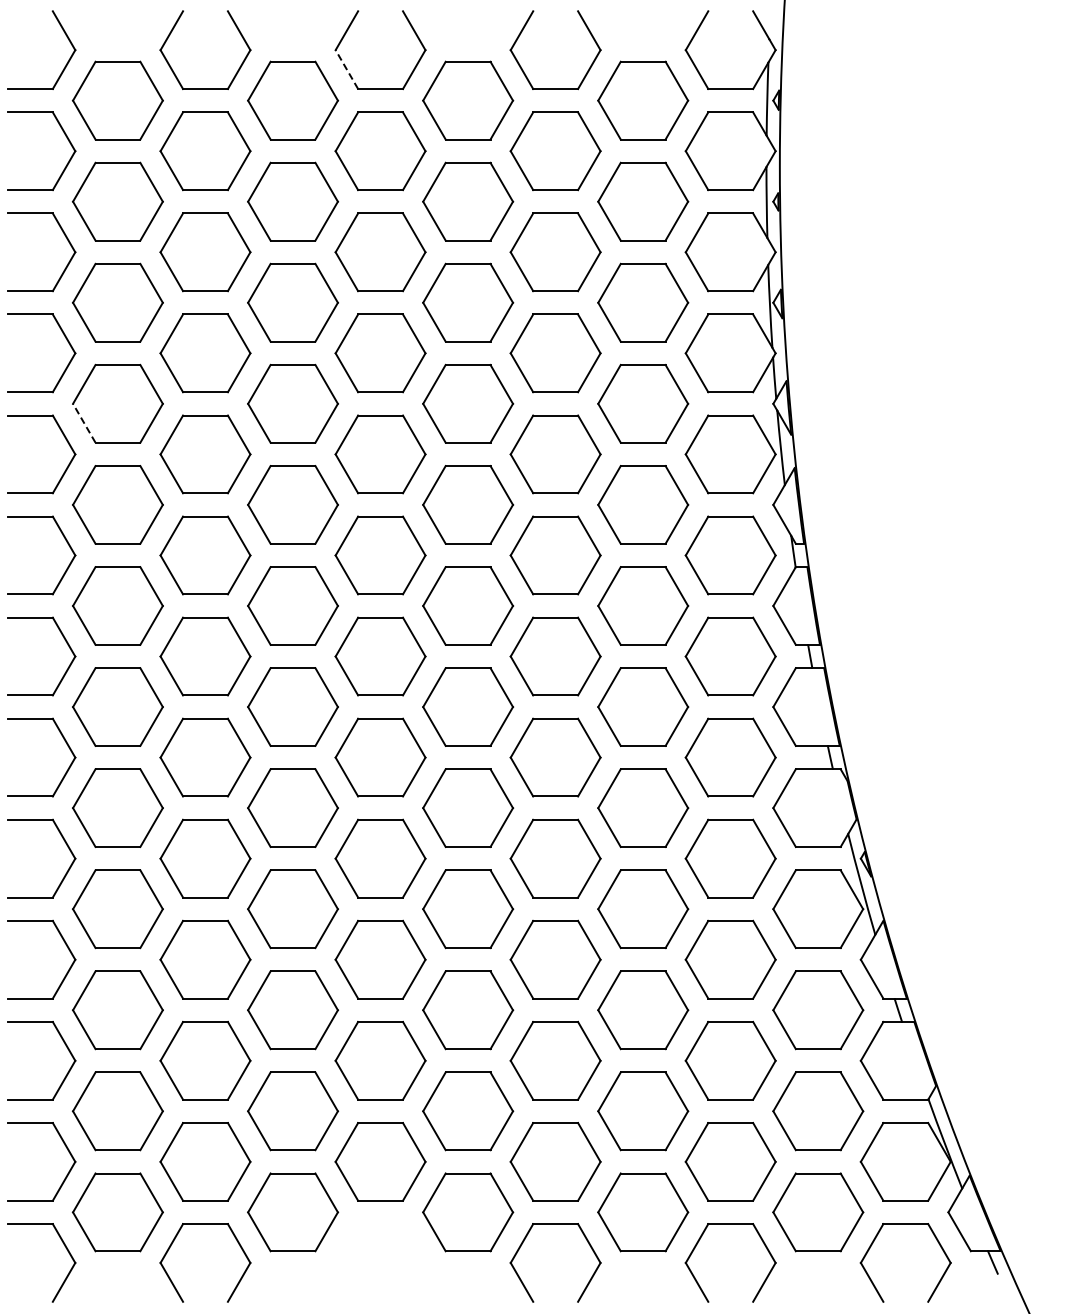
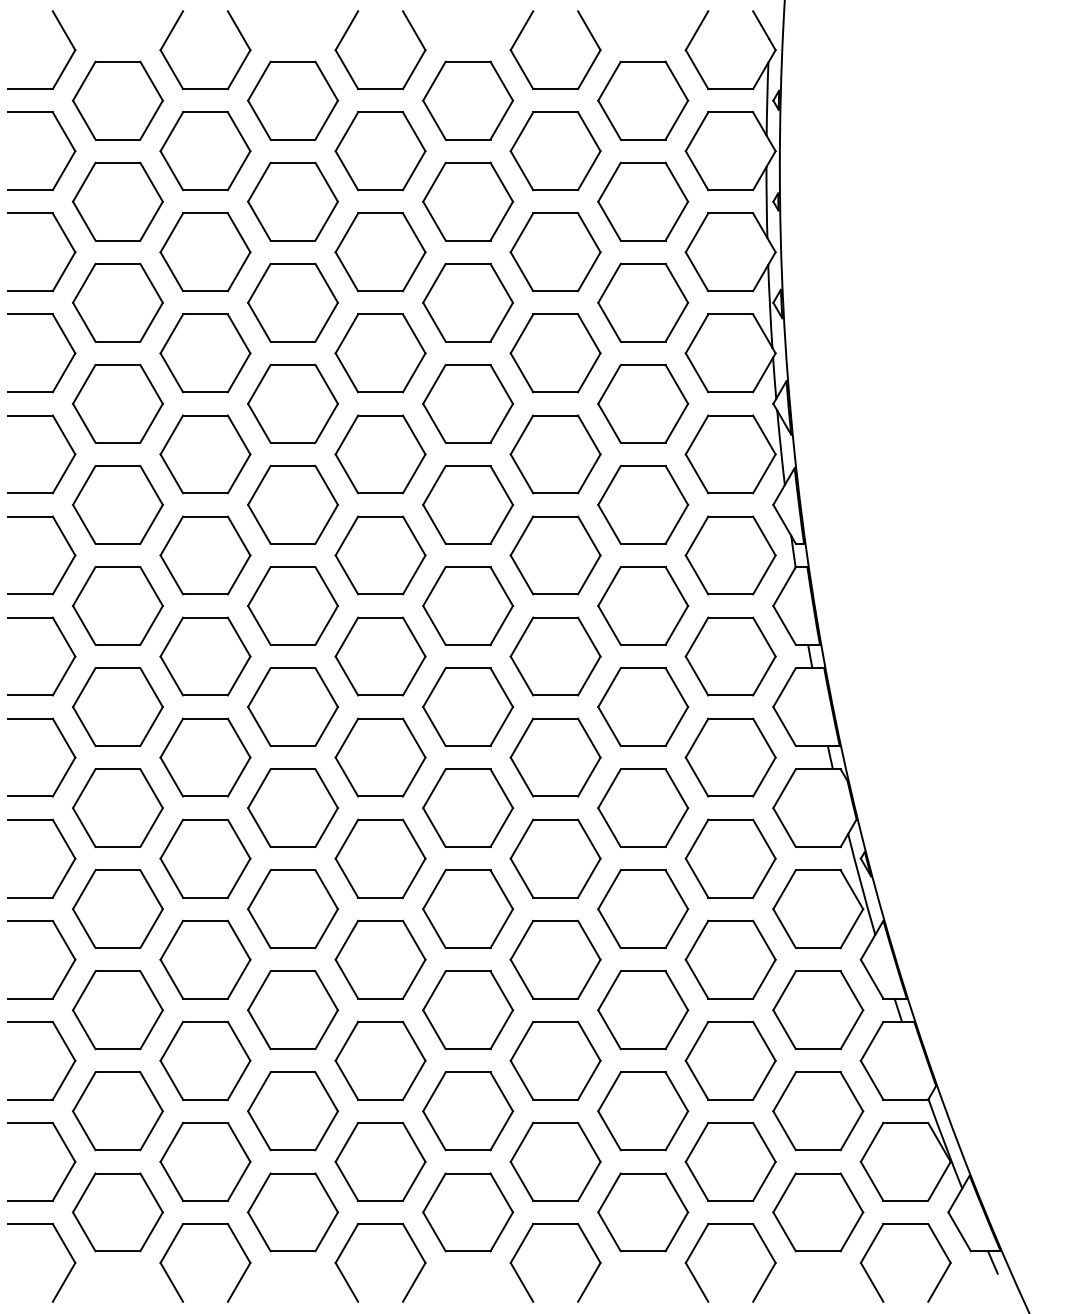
line: dashed -> solid (346, 69)
line: dashed -> solid (84, 422)
part: none -> present (349, 1241)
